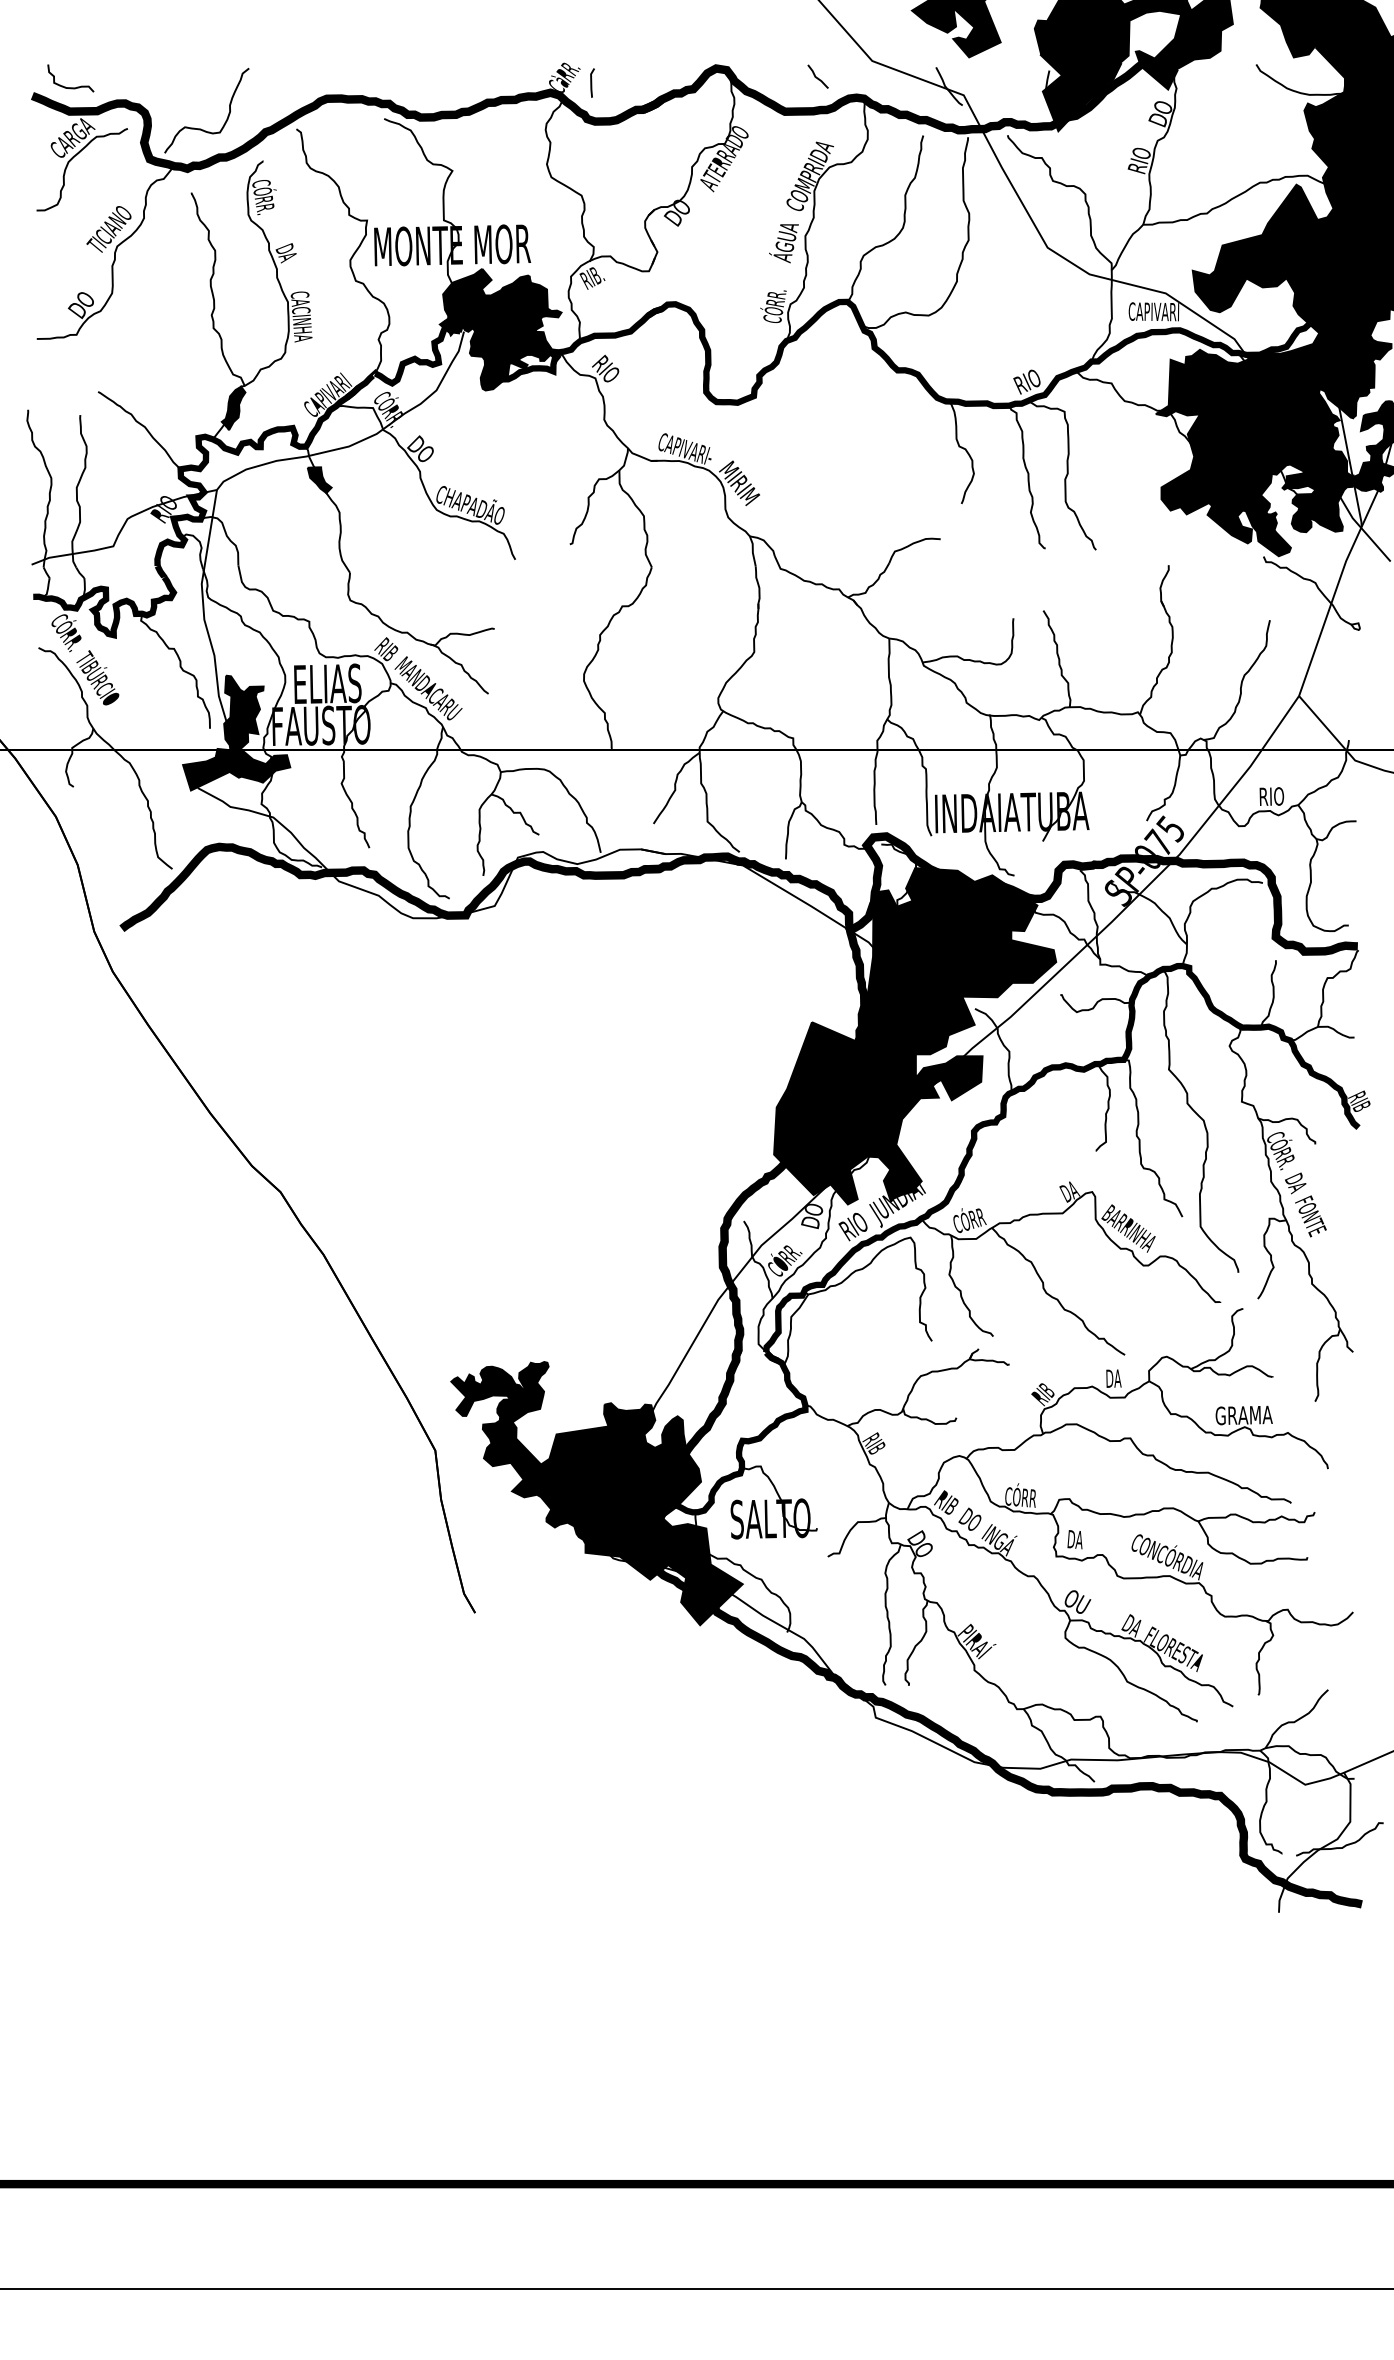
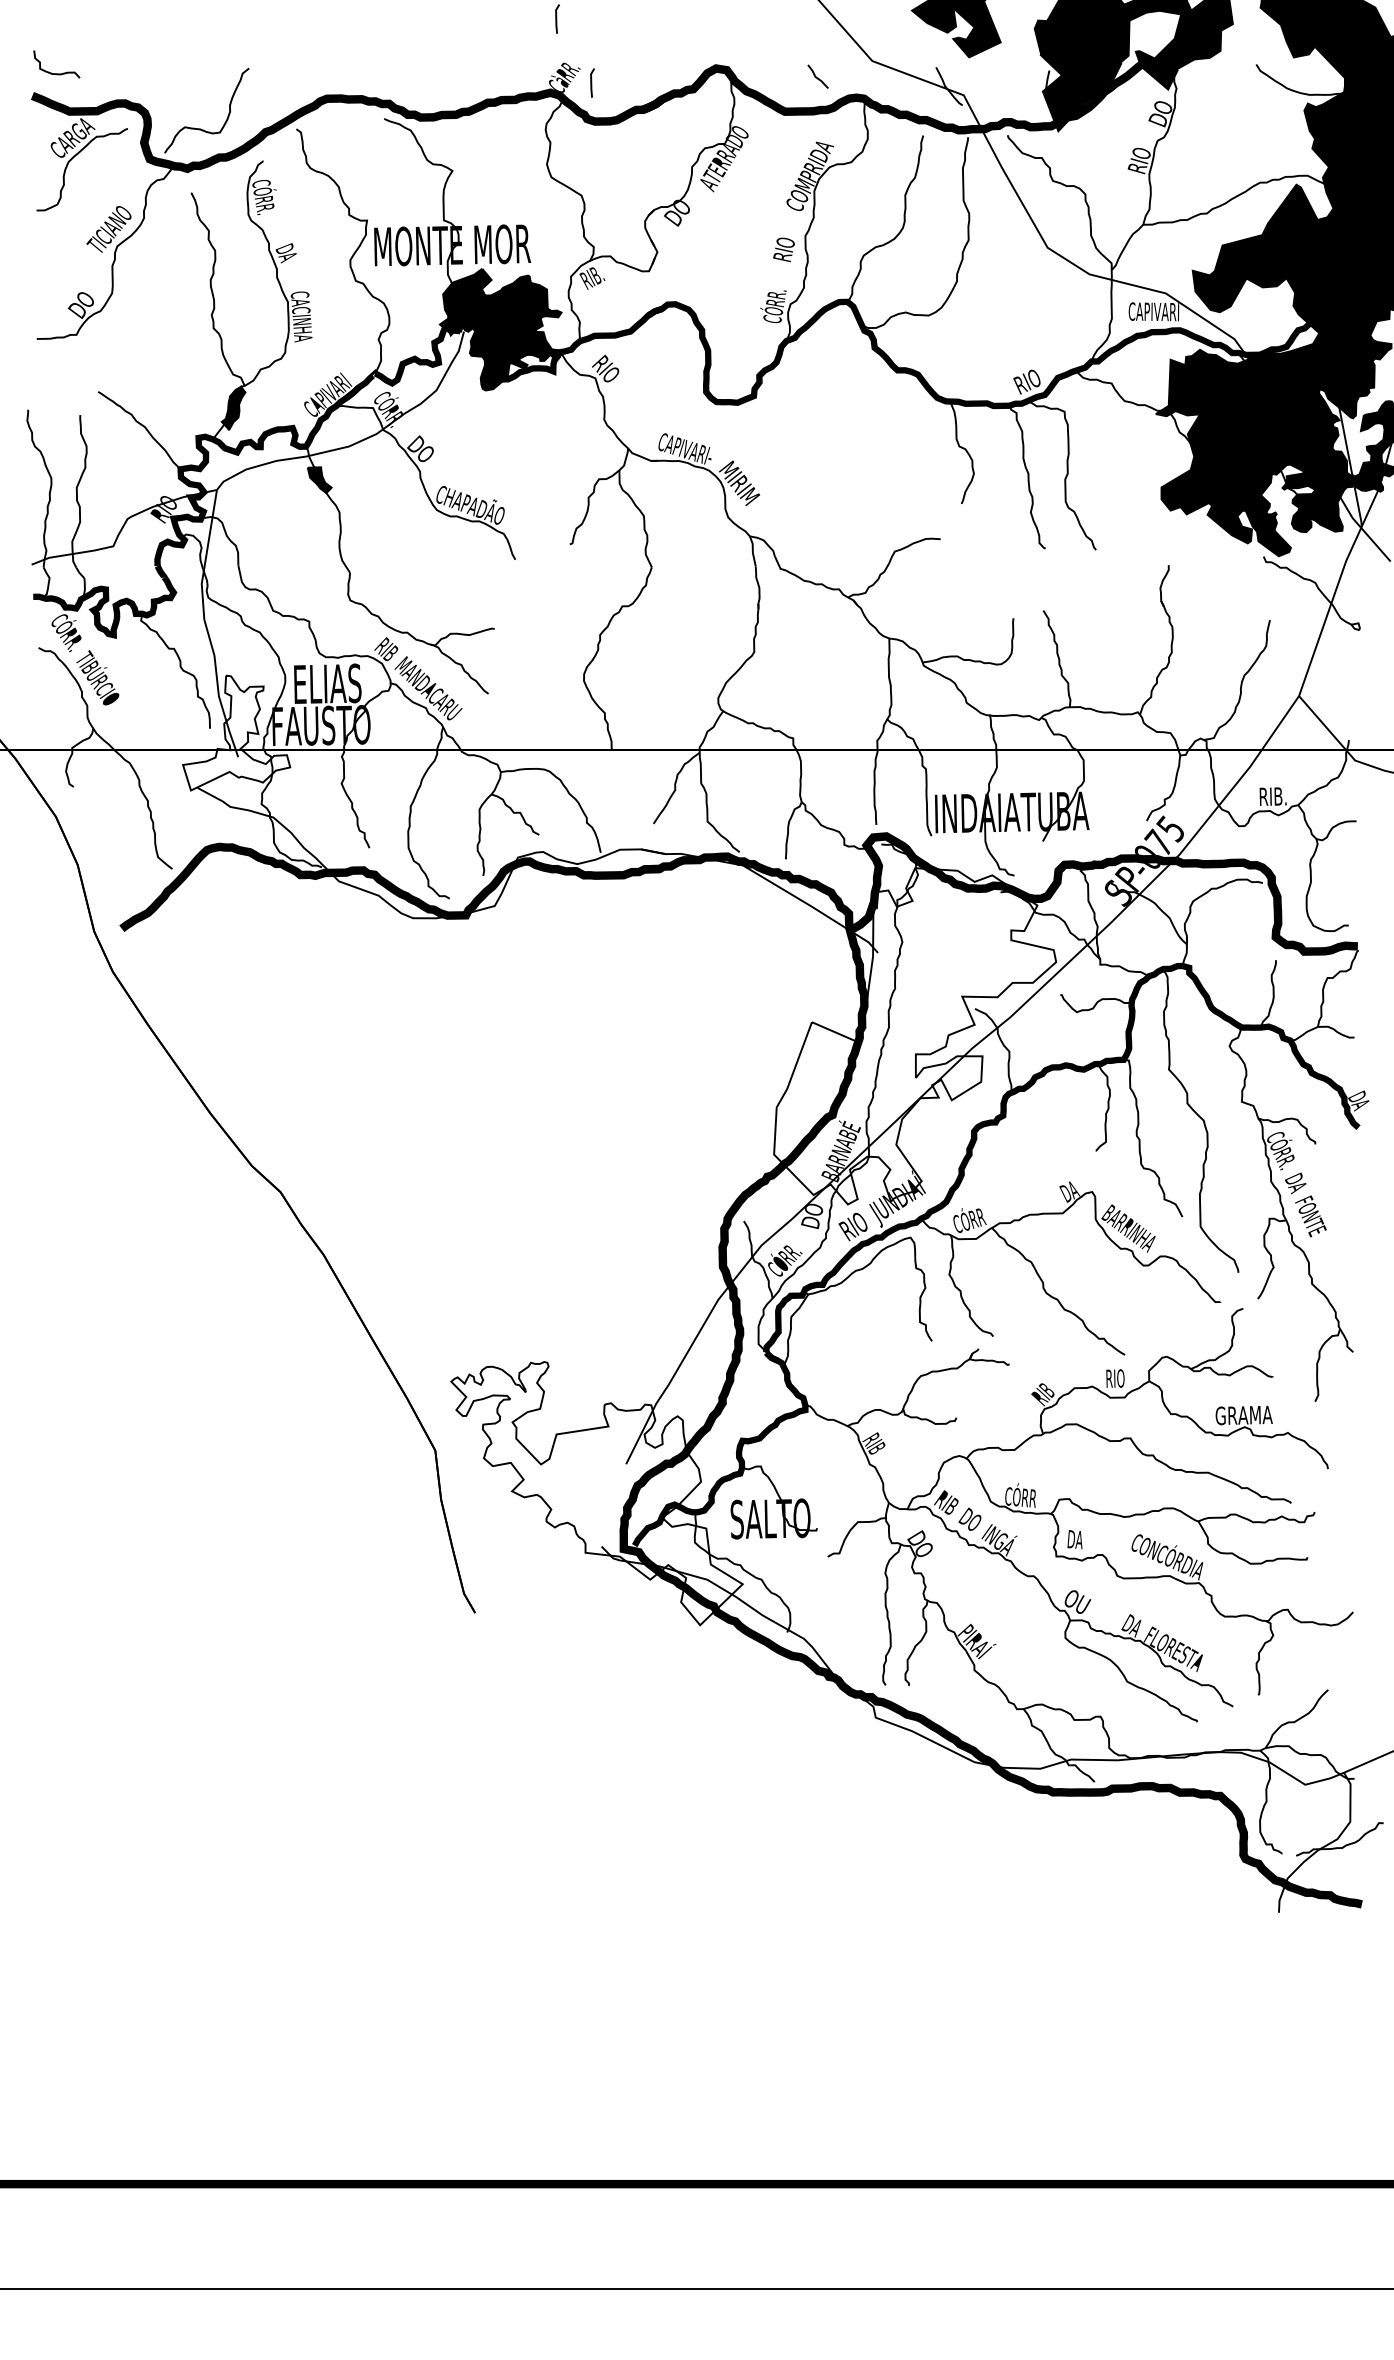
curve: none -> present (557, 18)
curve position: (70, 87) -> (56, 73) (56, 73)
text: ÁGUA -> RIO (783, 243)
fill: present -> none (236, 732)
text: RIO -> RIB. (1280, 796)
fill: present -> none (915, 1036)
text: RIB -> DA (1359, 1102)
text: DA -> RIO (1115, 1378)
fill: present -> none (596, 1493)
